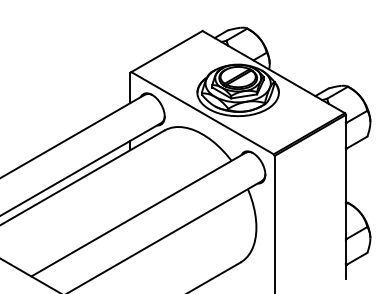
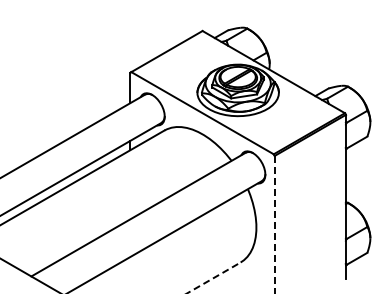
line: solid -> dashed (274, 224)
line: solid -> dashed (213, 278)
